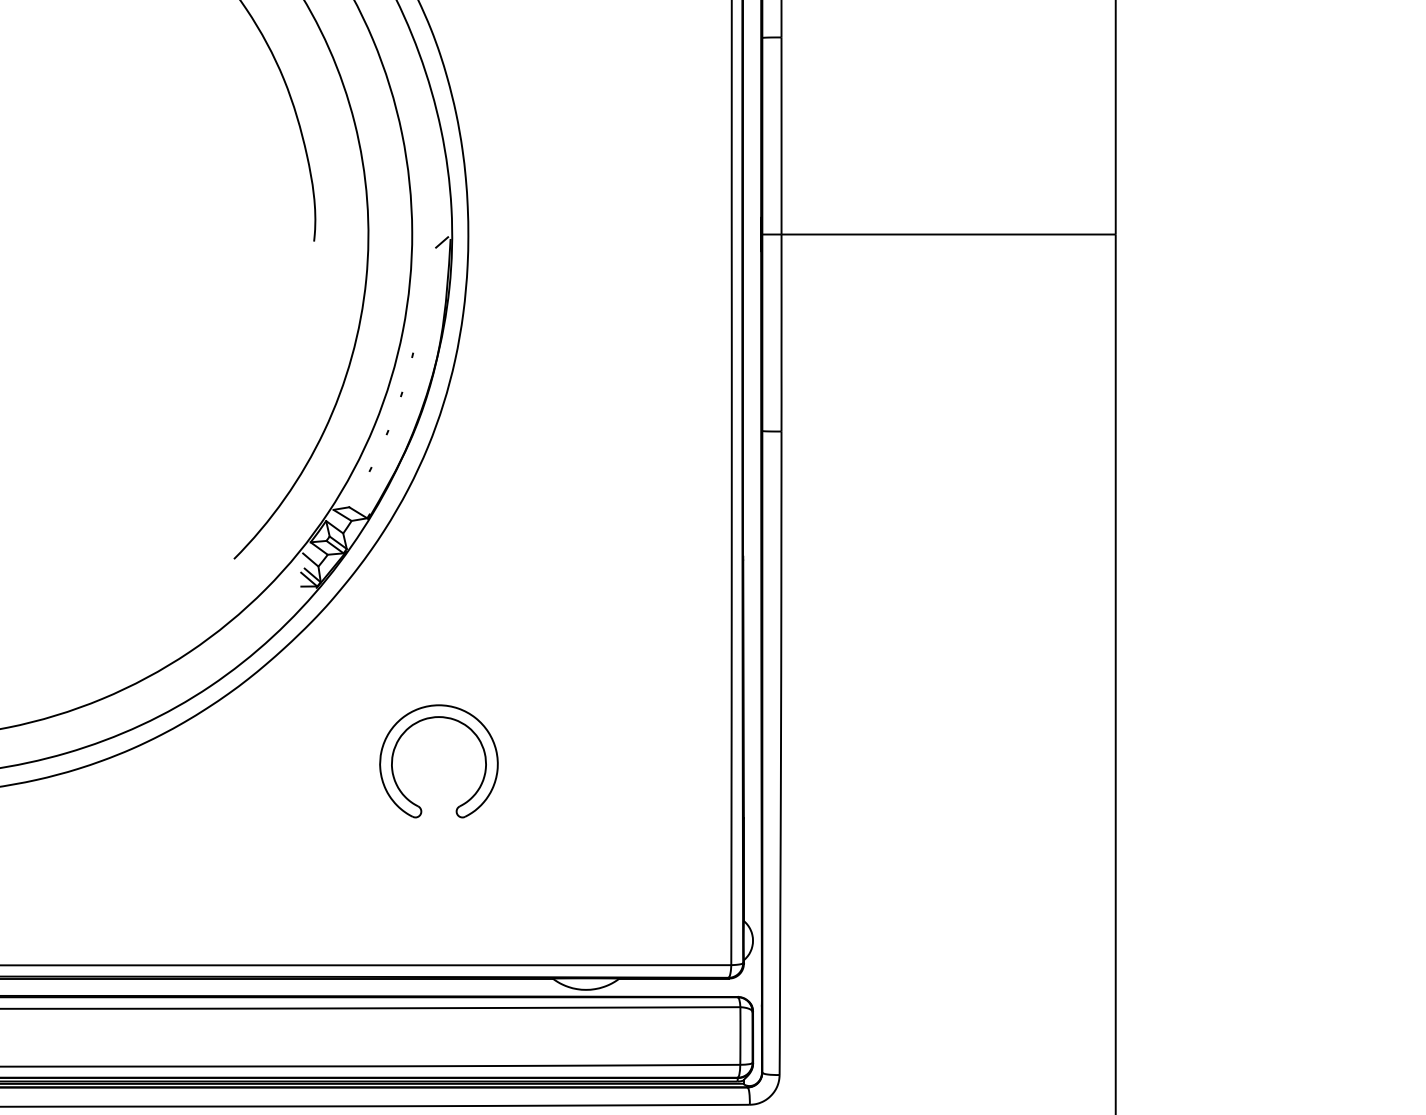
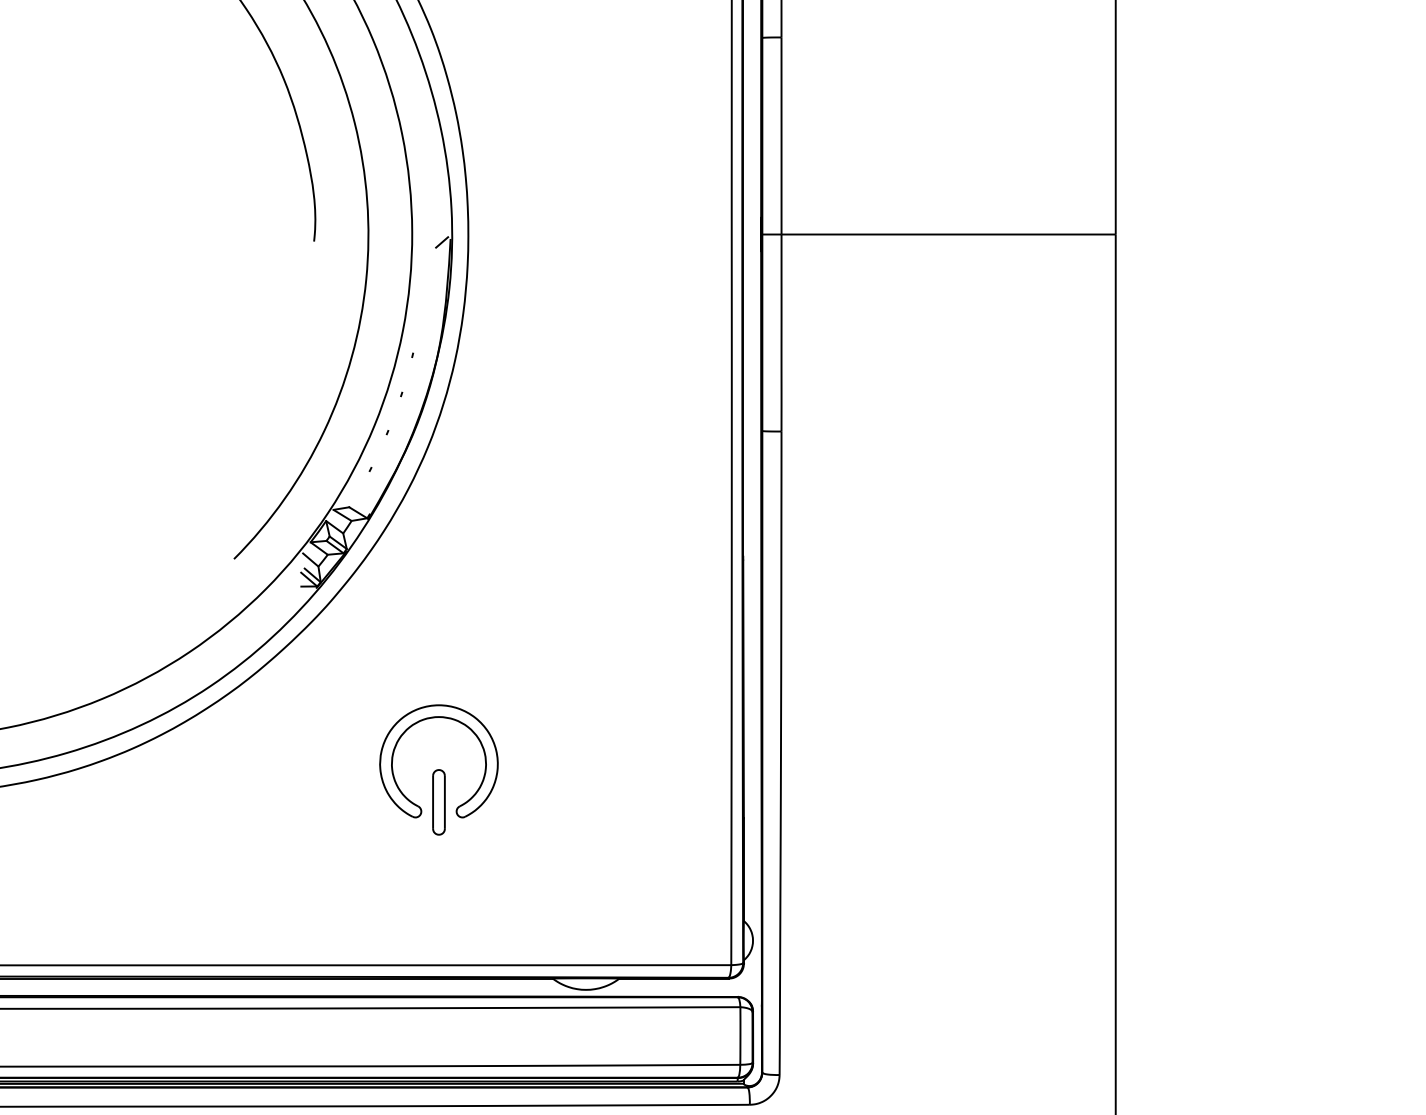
part: none -> present (438, 802)
